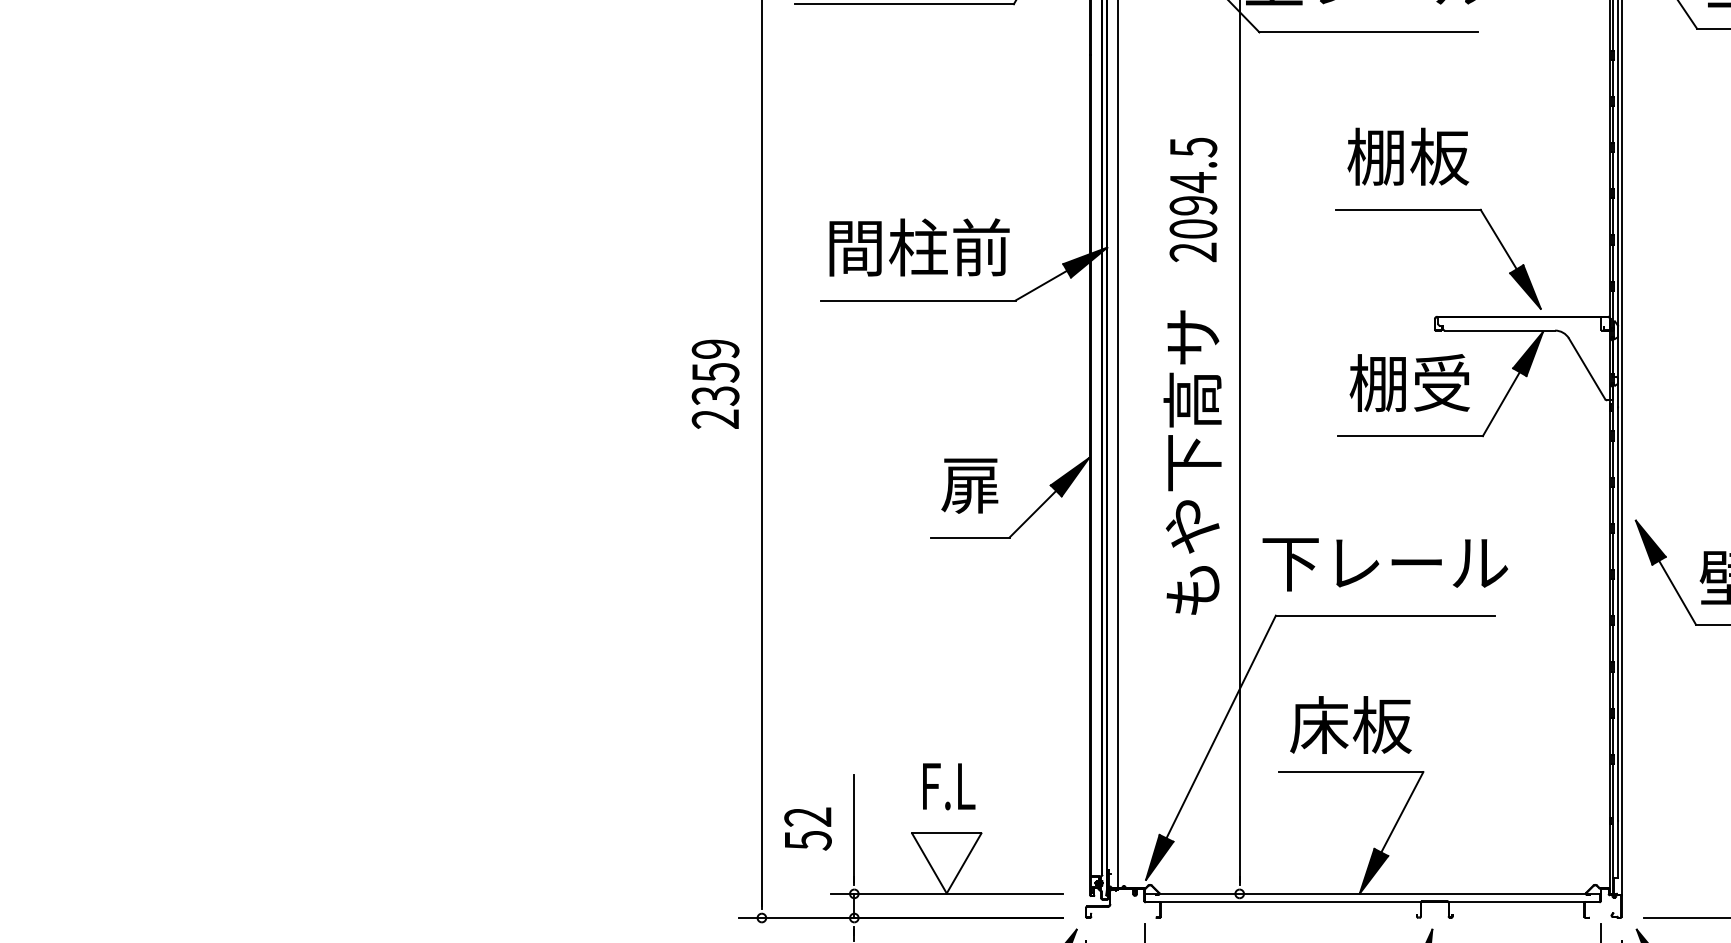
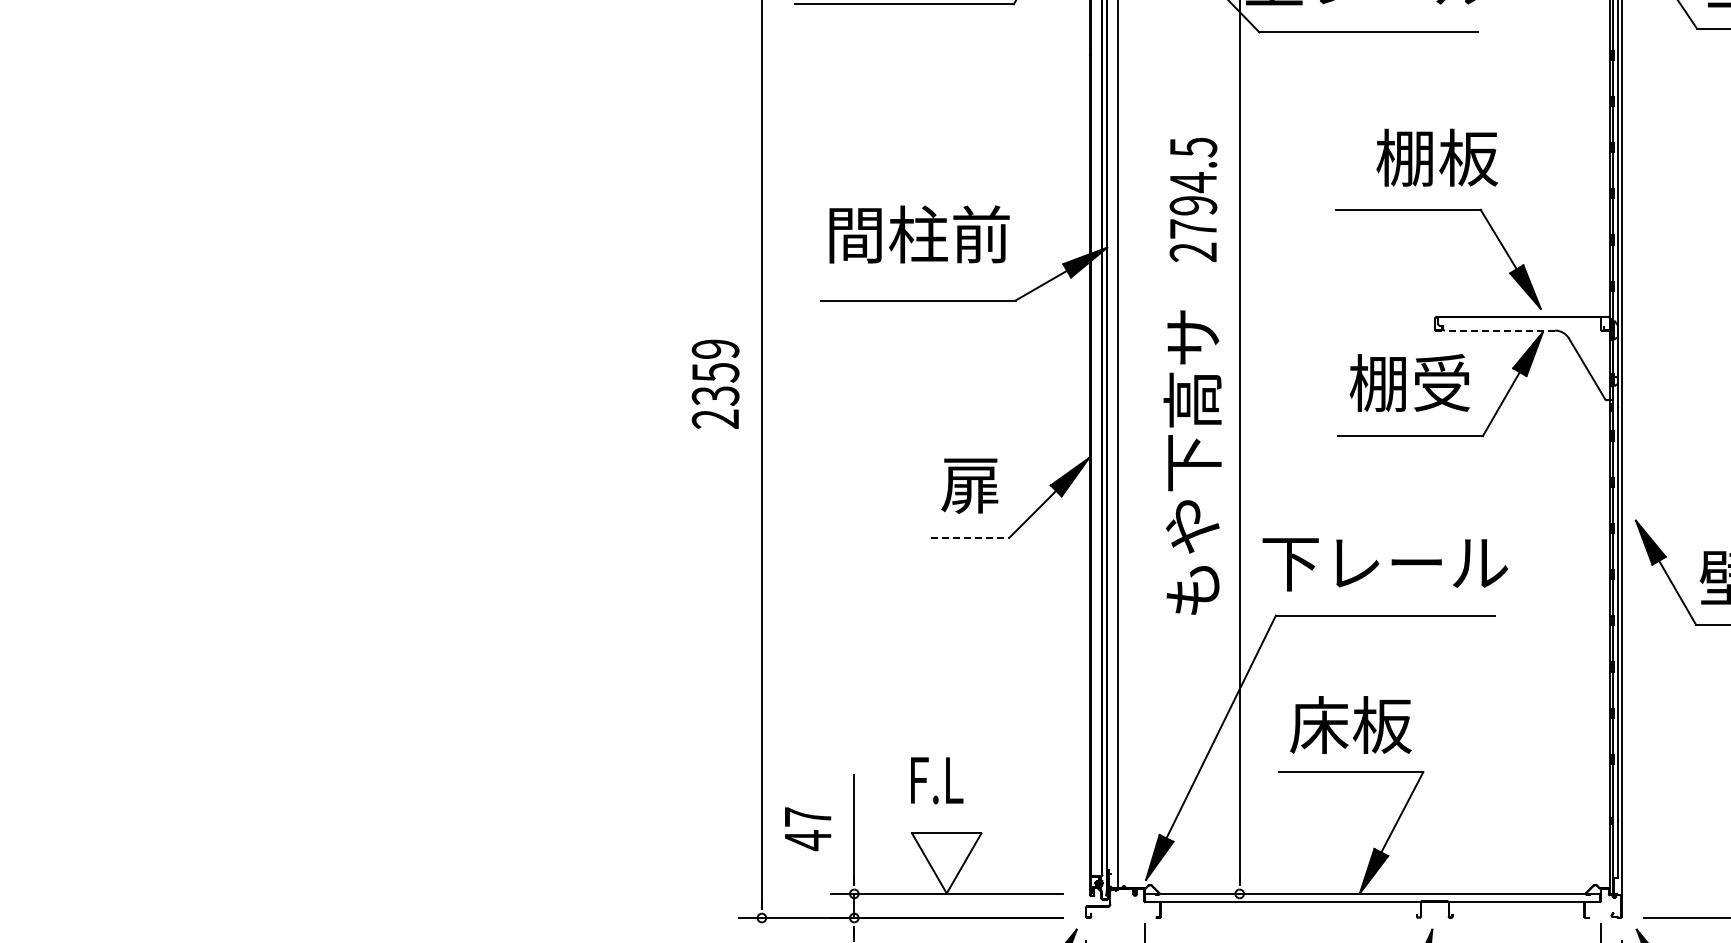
text position: (1407, 156) -> (1436, 157) (1436, 157)
text: 2094.5 -> 2794.5 (1193, 228)
text position: (919, 247) -> (919, 234) (919, 234)
line: solid -> dashed (1499, 330)
line: solid -> dashed (970, 537)
text position: (949, 786) -> (937, 780) (937, 780)
text: 52 -> 47 (807, 829)
